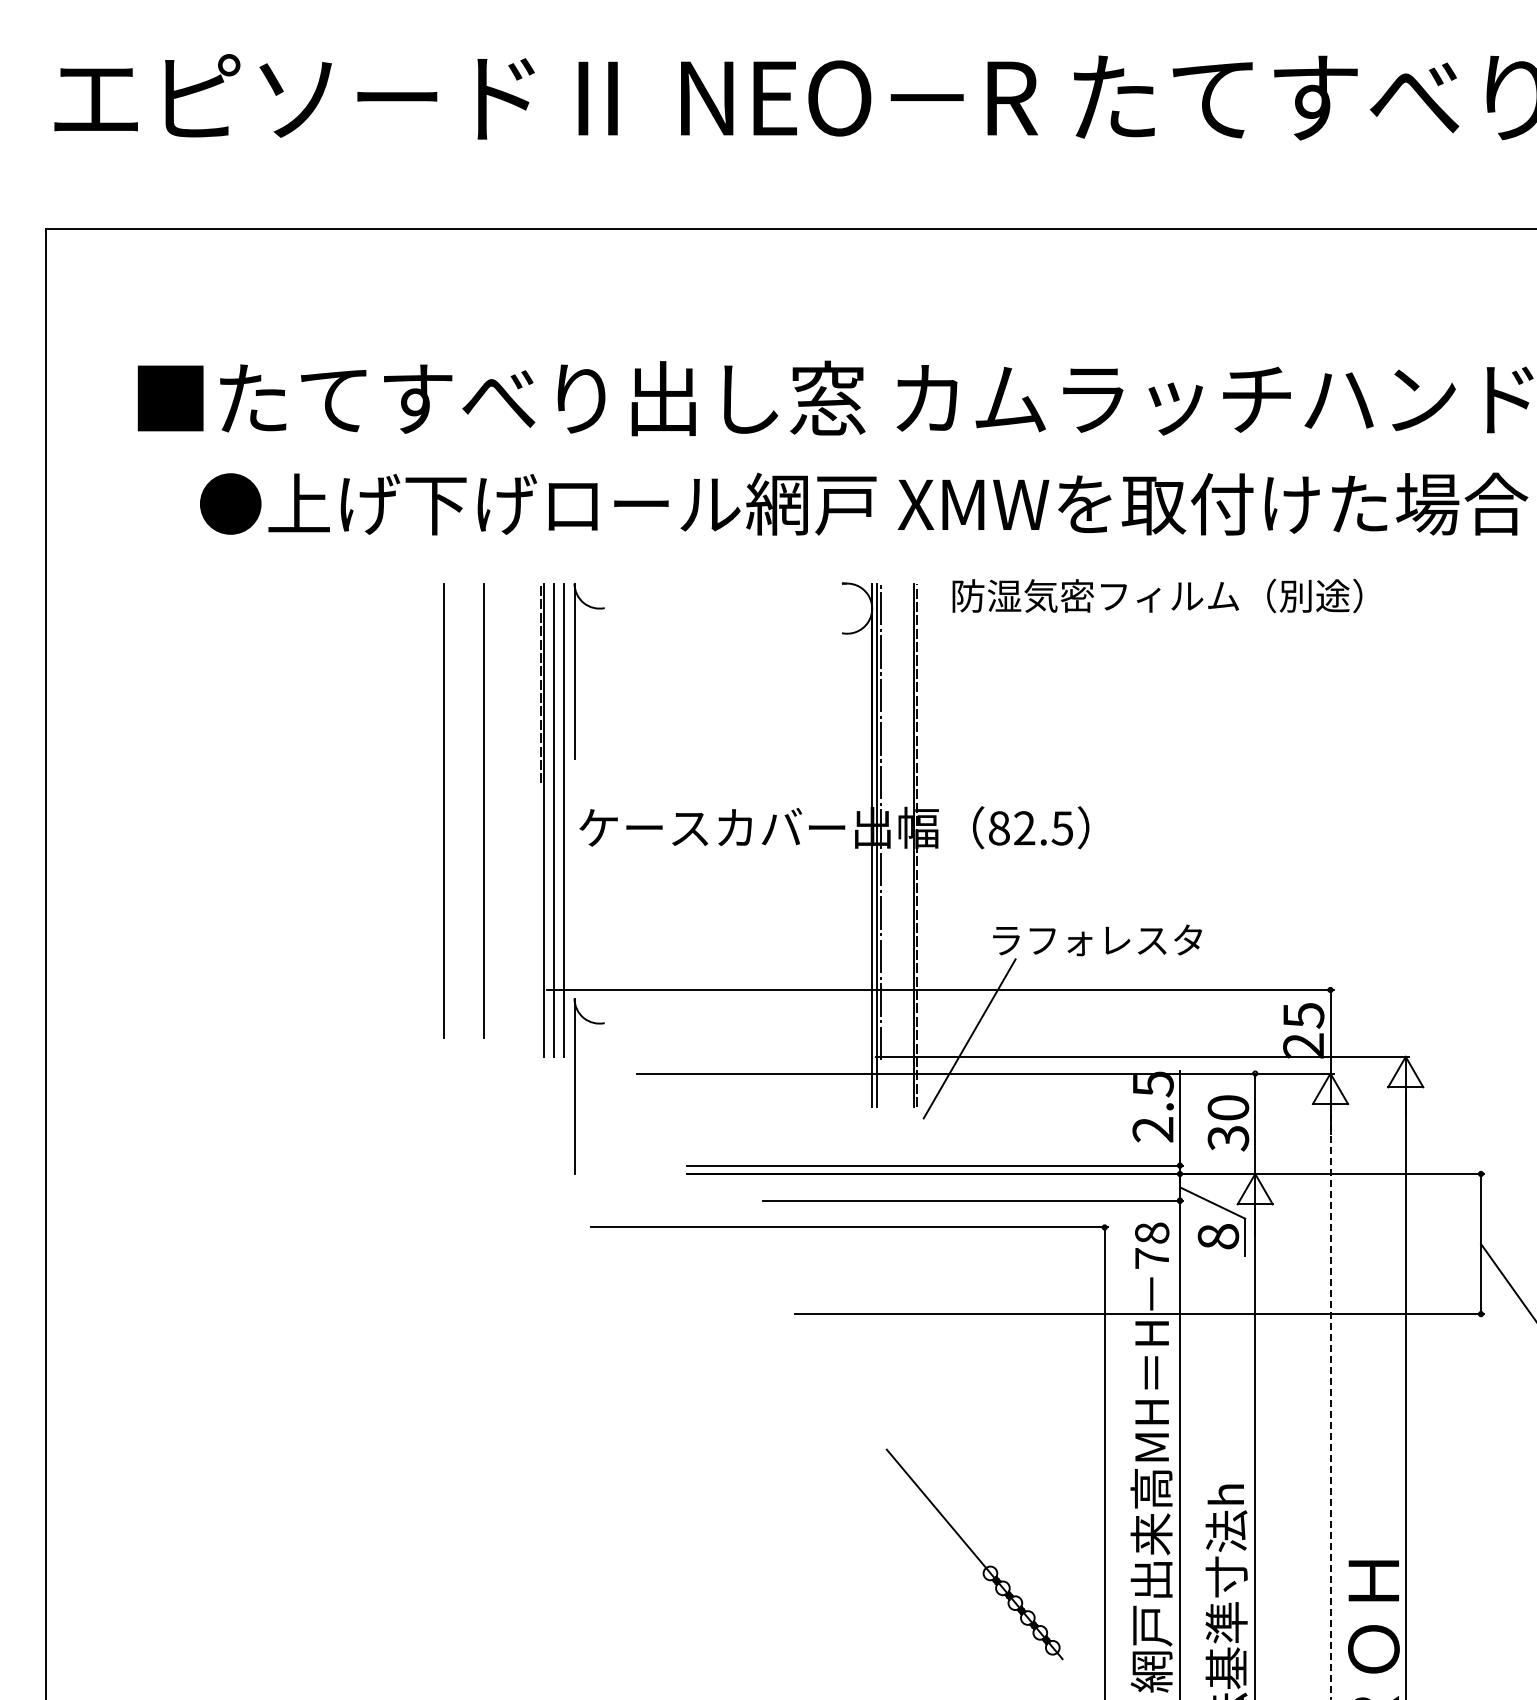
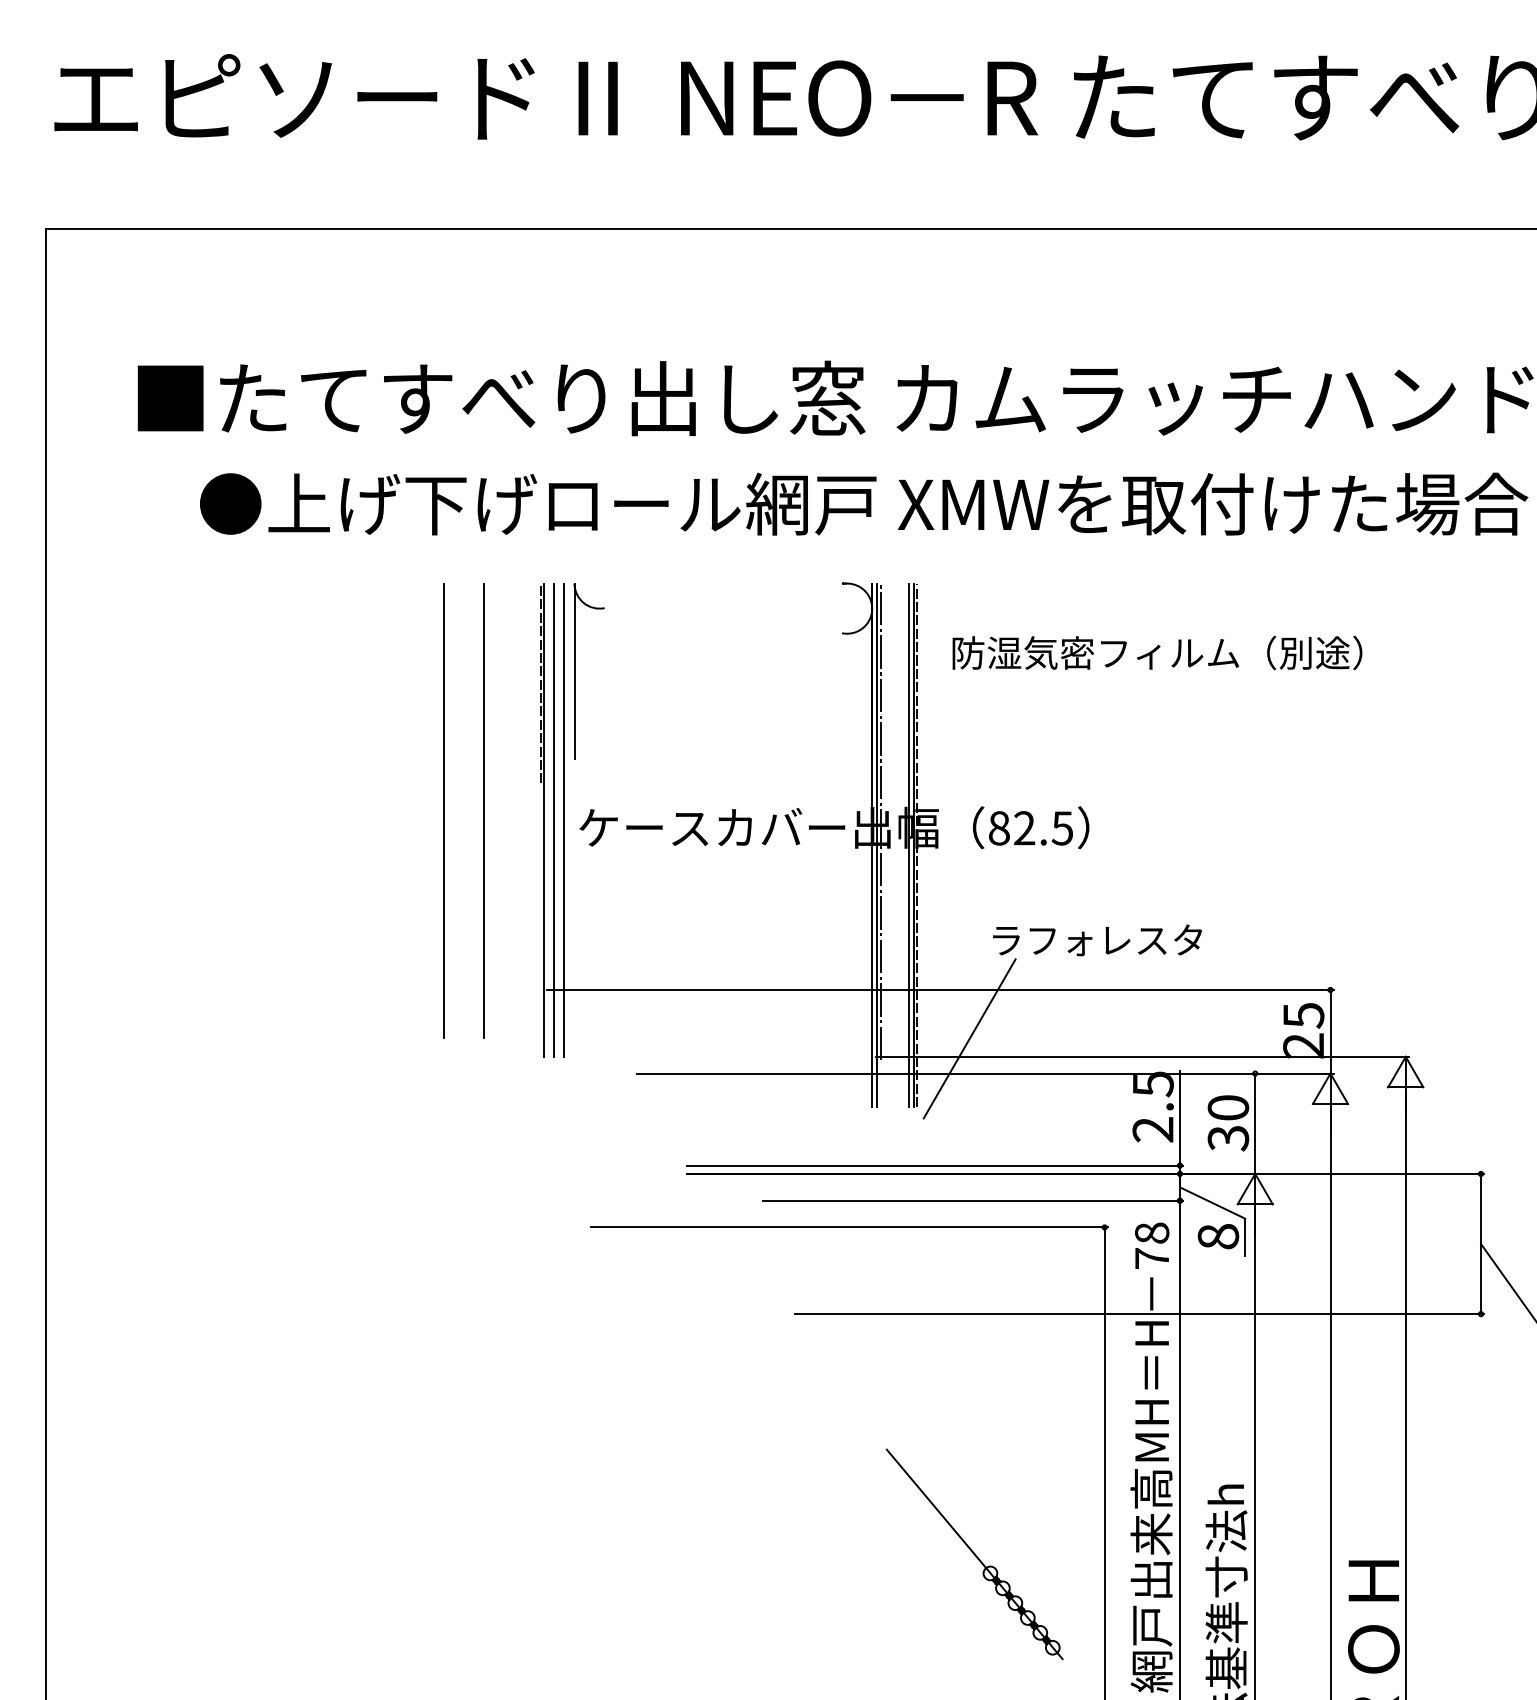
text position: (1157, 595) -> (1157, 652) (1157, 652)
line: none -> present (909, 845)
part: present -> none (575, 1086)
line: dashed -> solid (1330, 1403)
